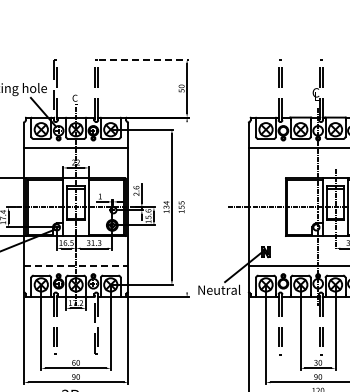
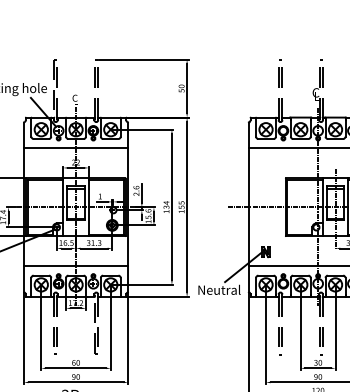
line: dashed -> solid (143, 59)
line: none -> present (187, 207)
line: dashed -> solid (76, 266)
